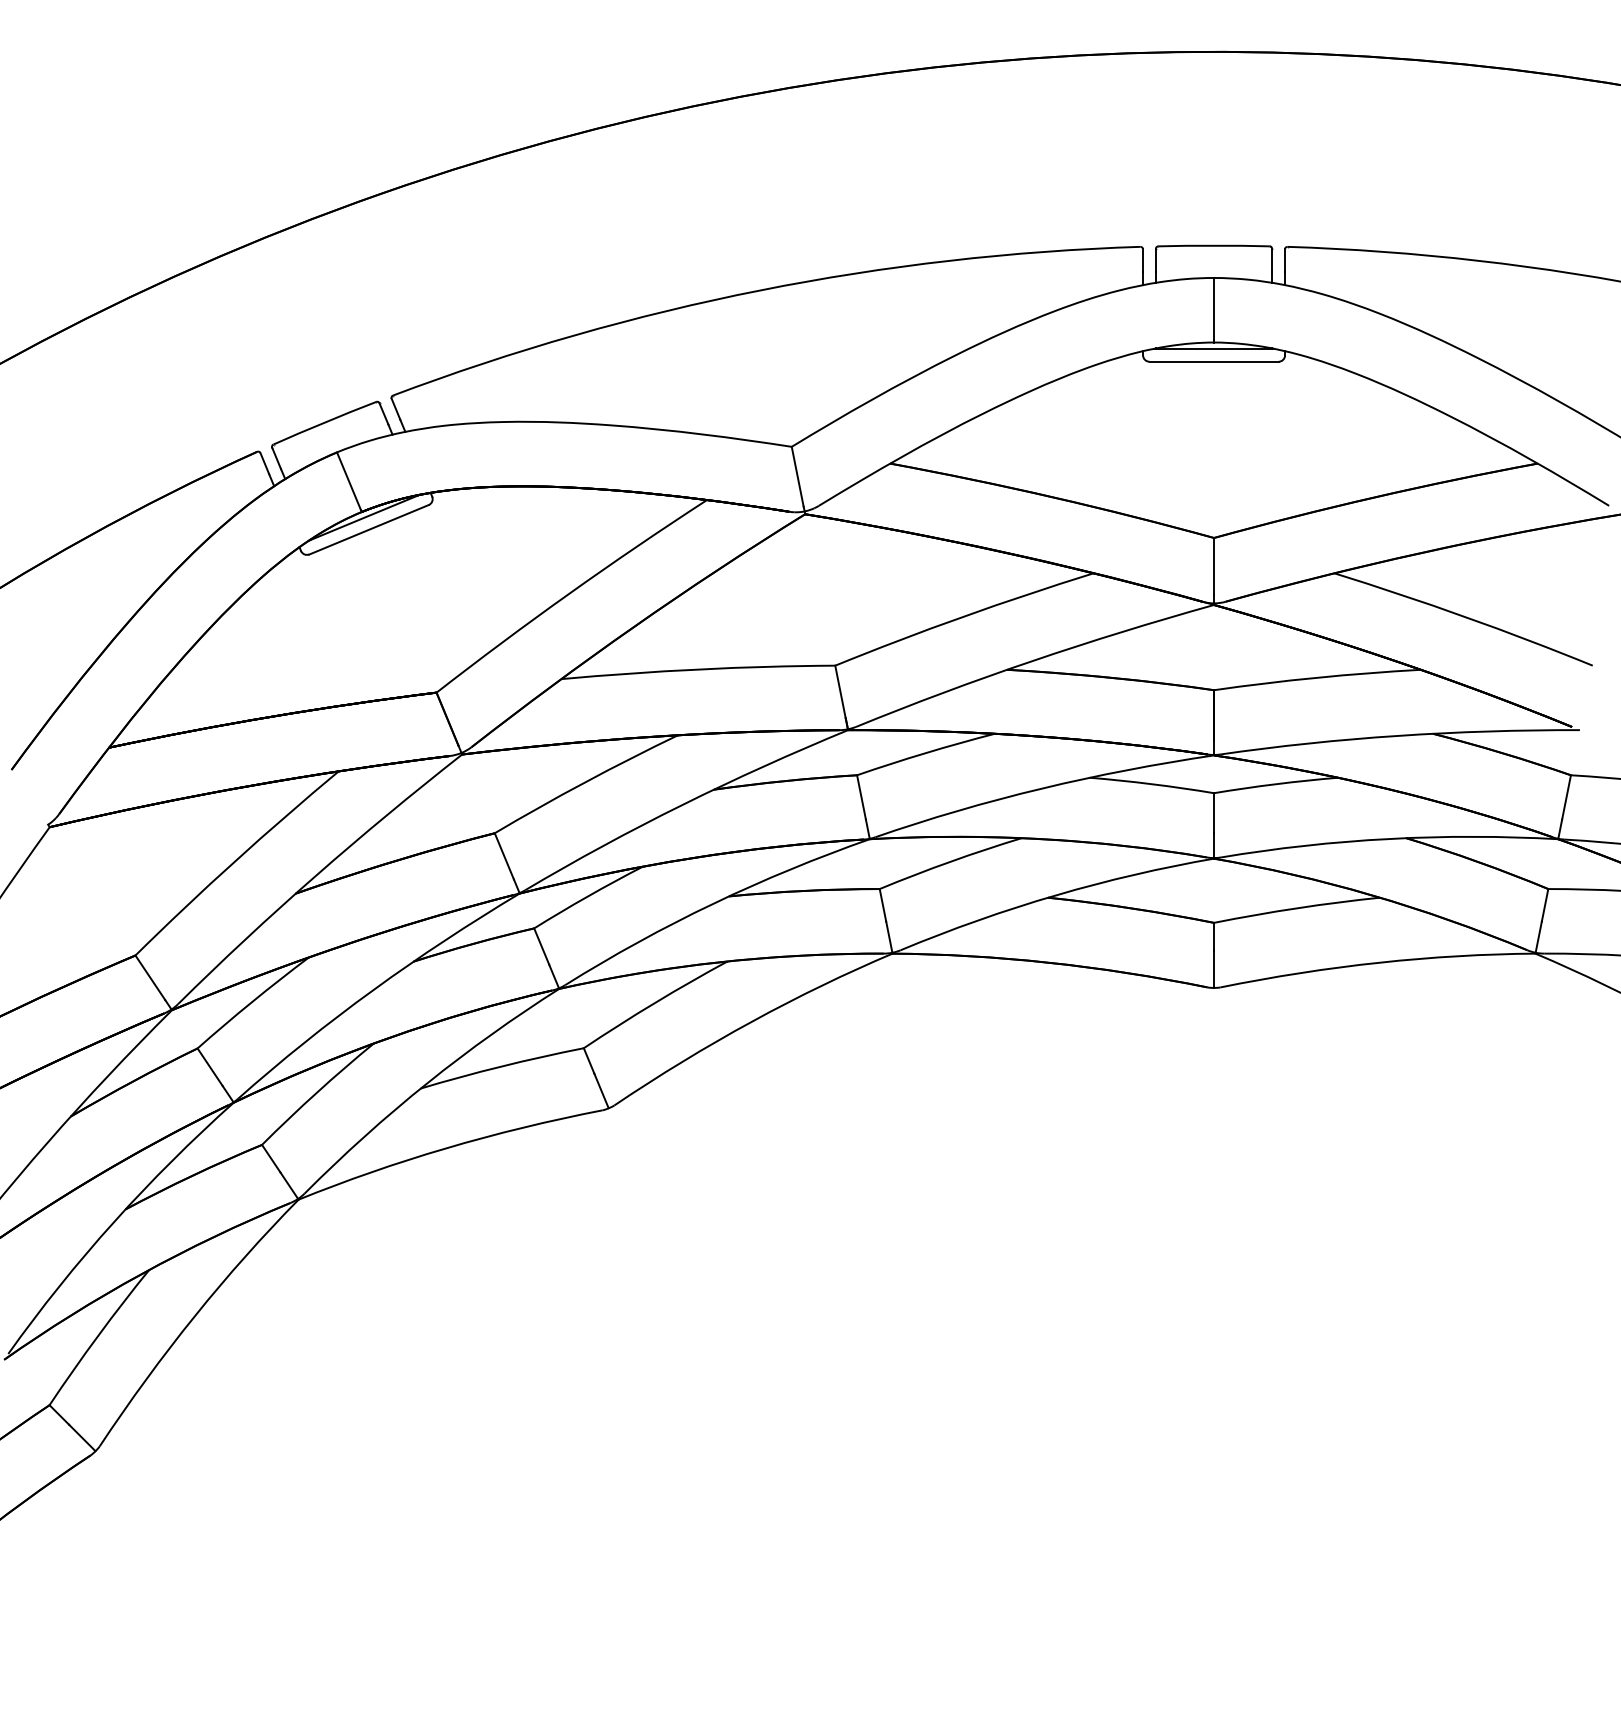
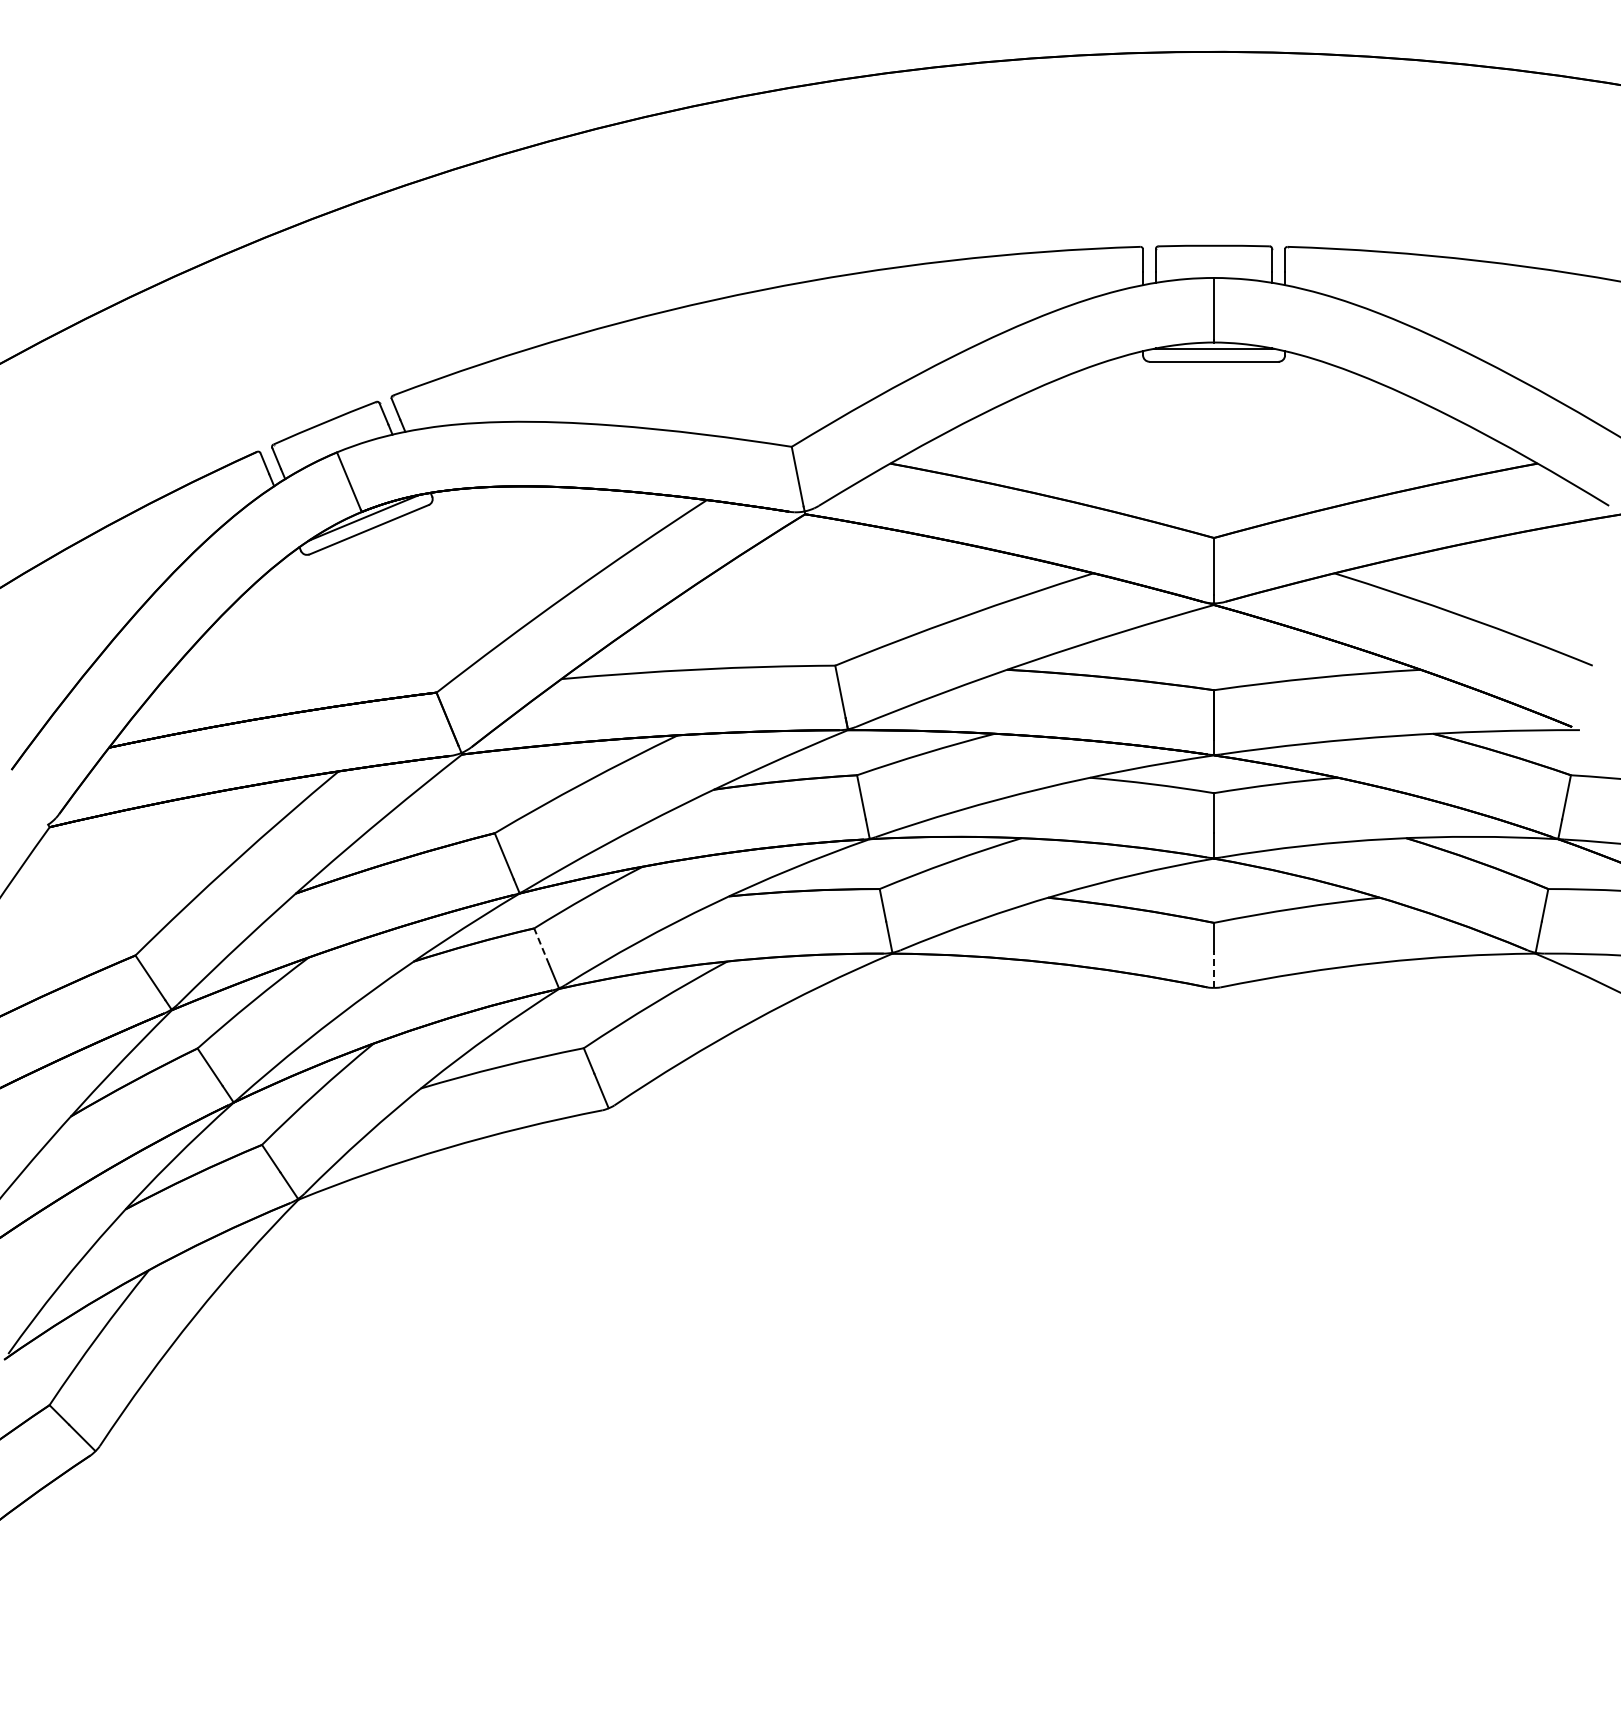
line: solid -> dashed (541, 946)
line: solid -> dashed (1214, 969)
